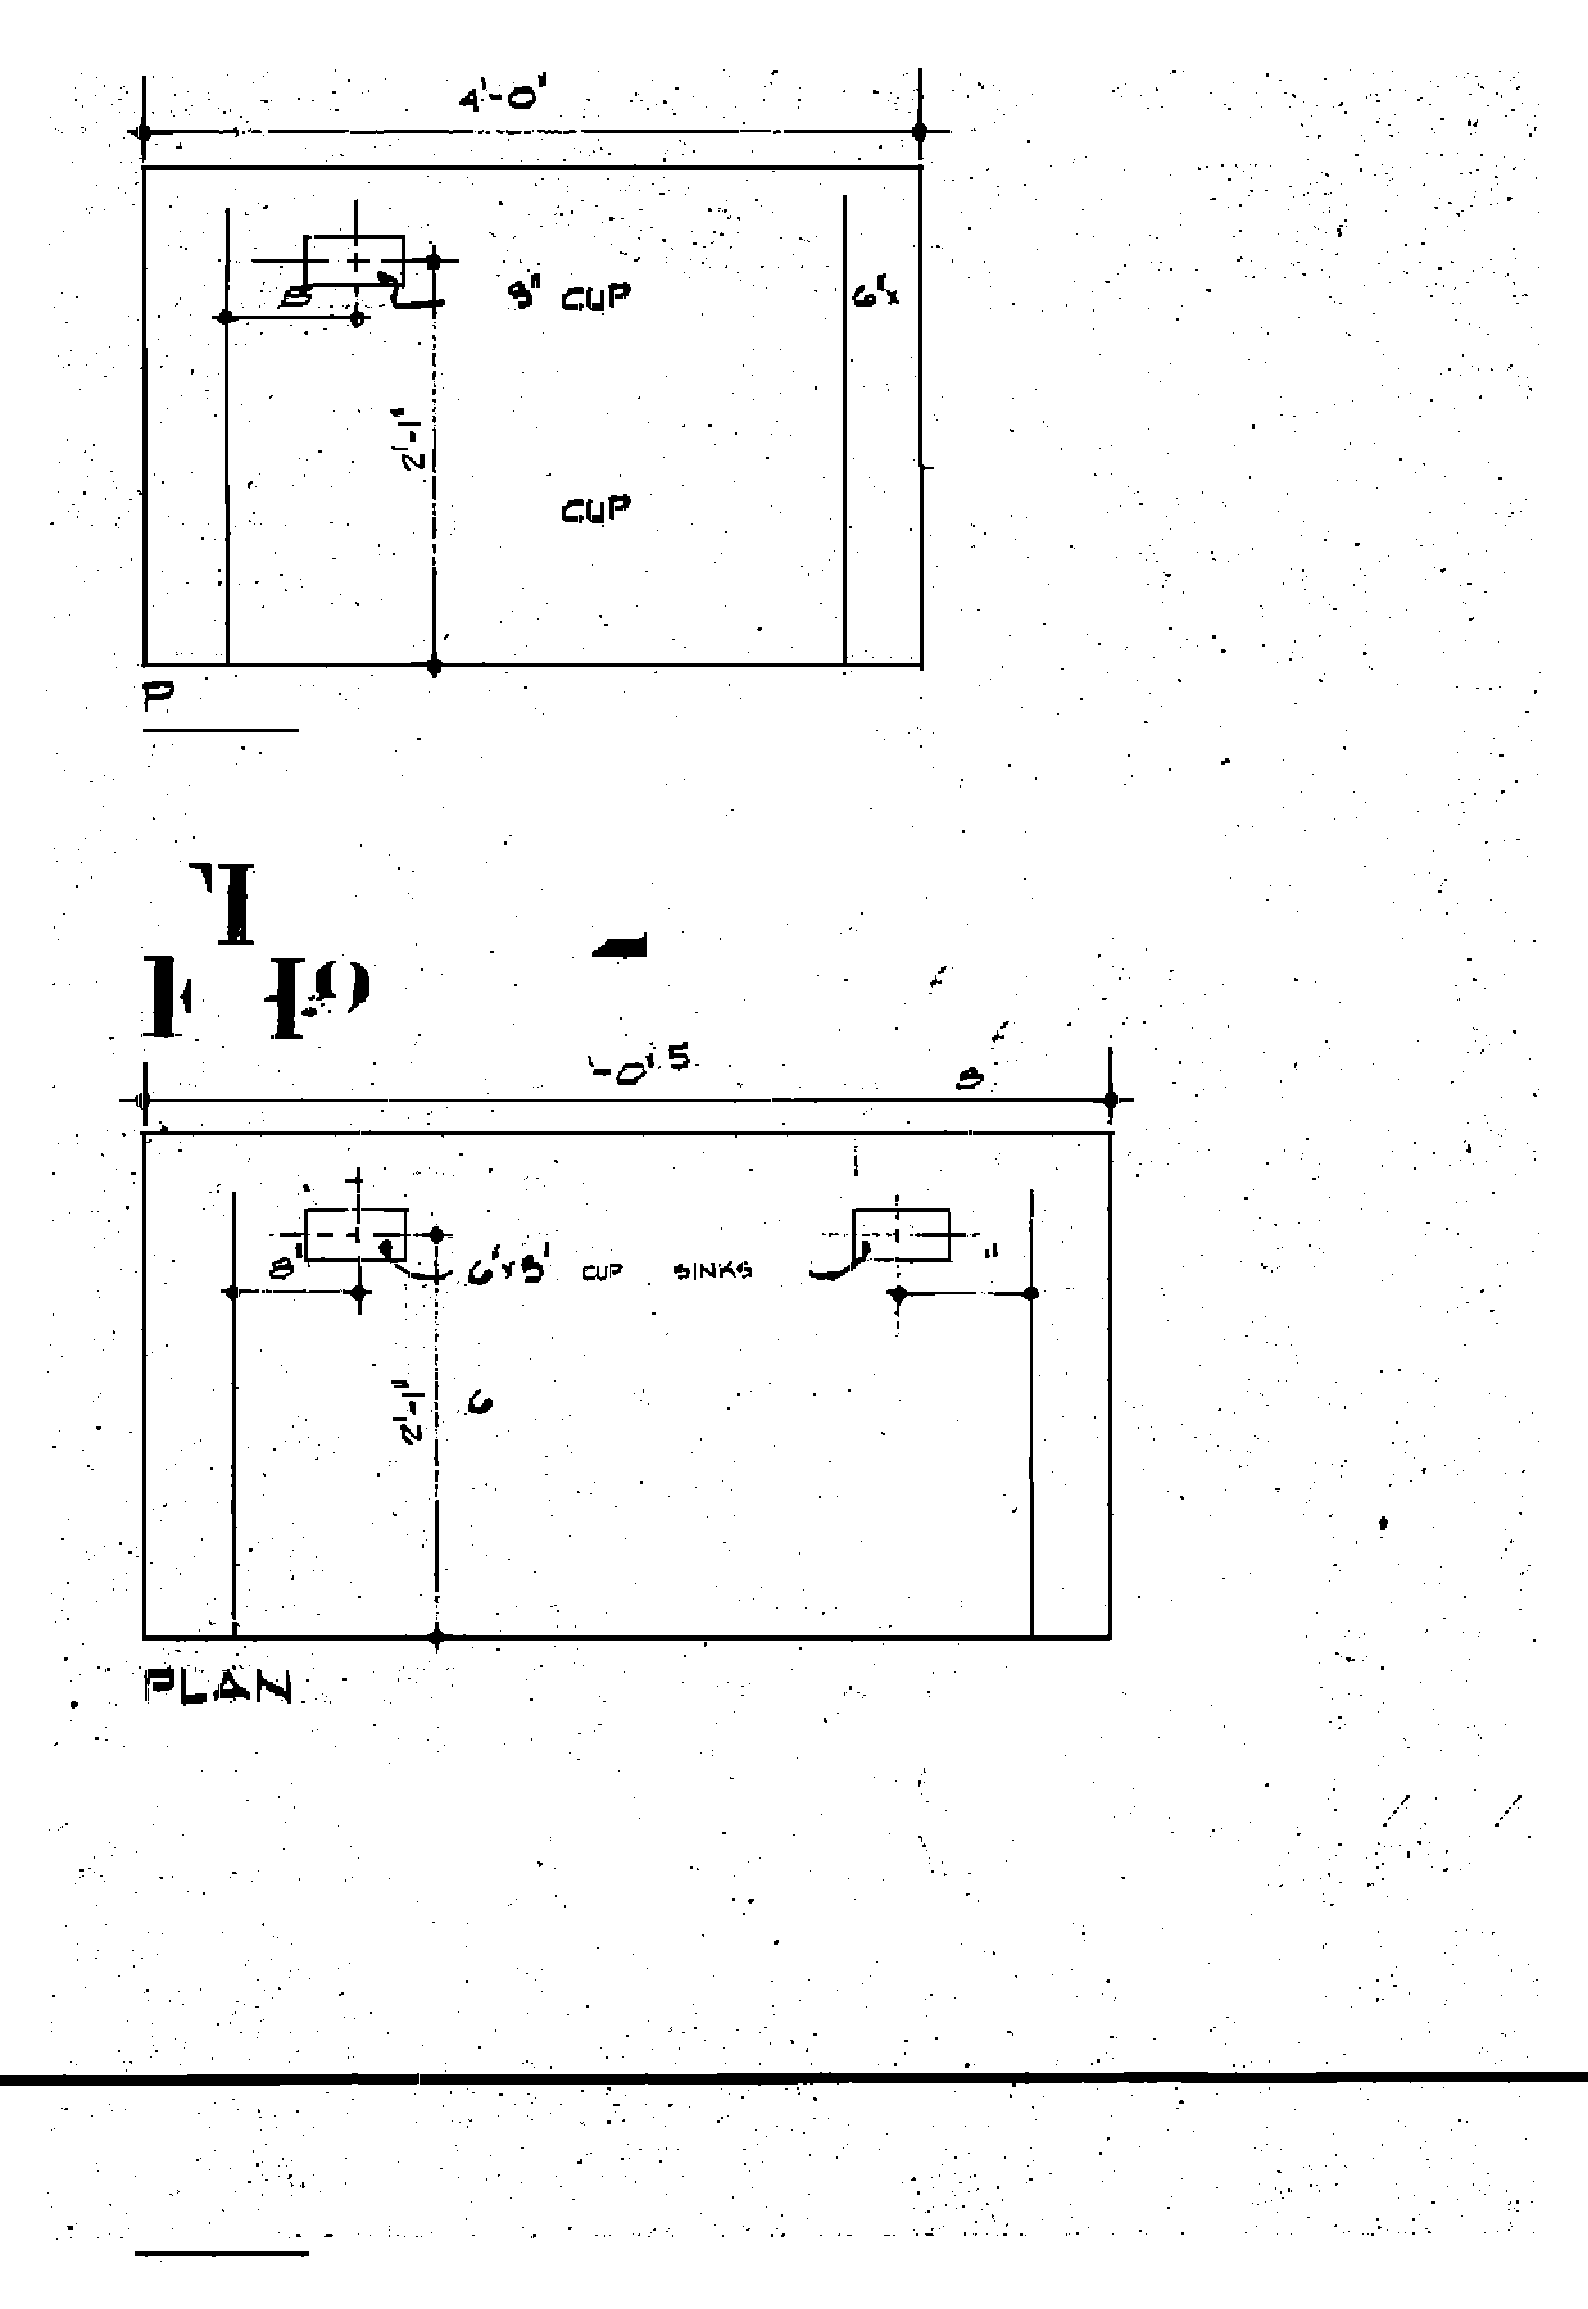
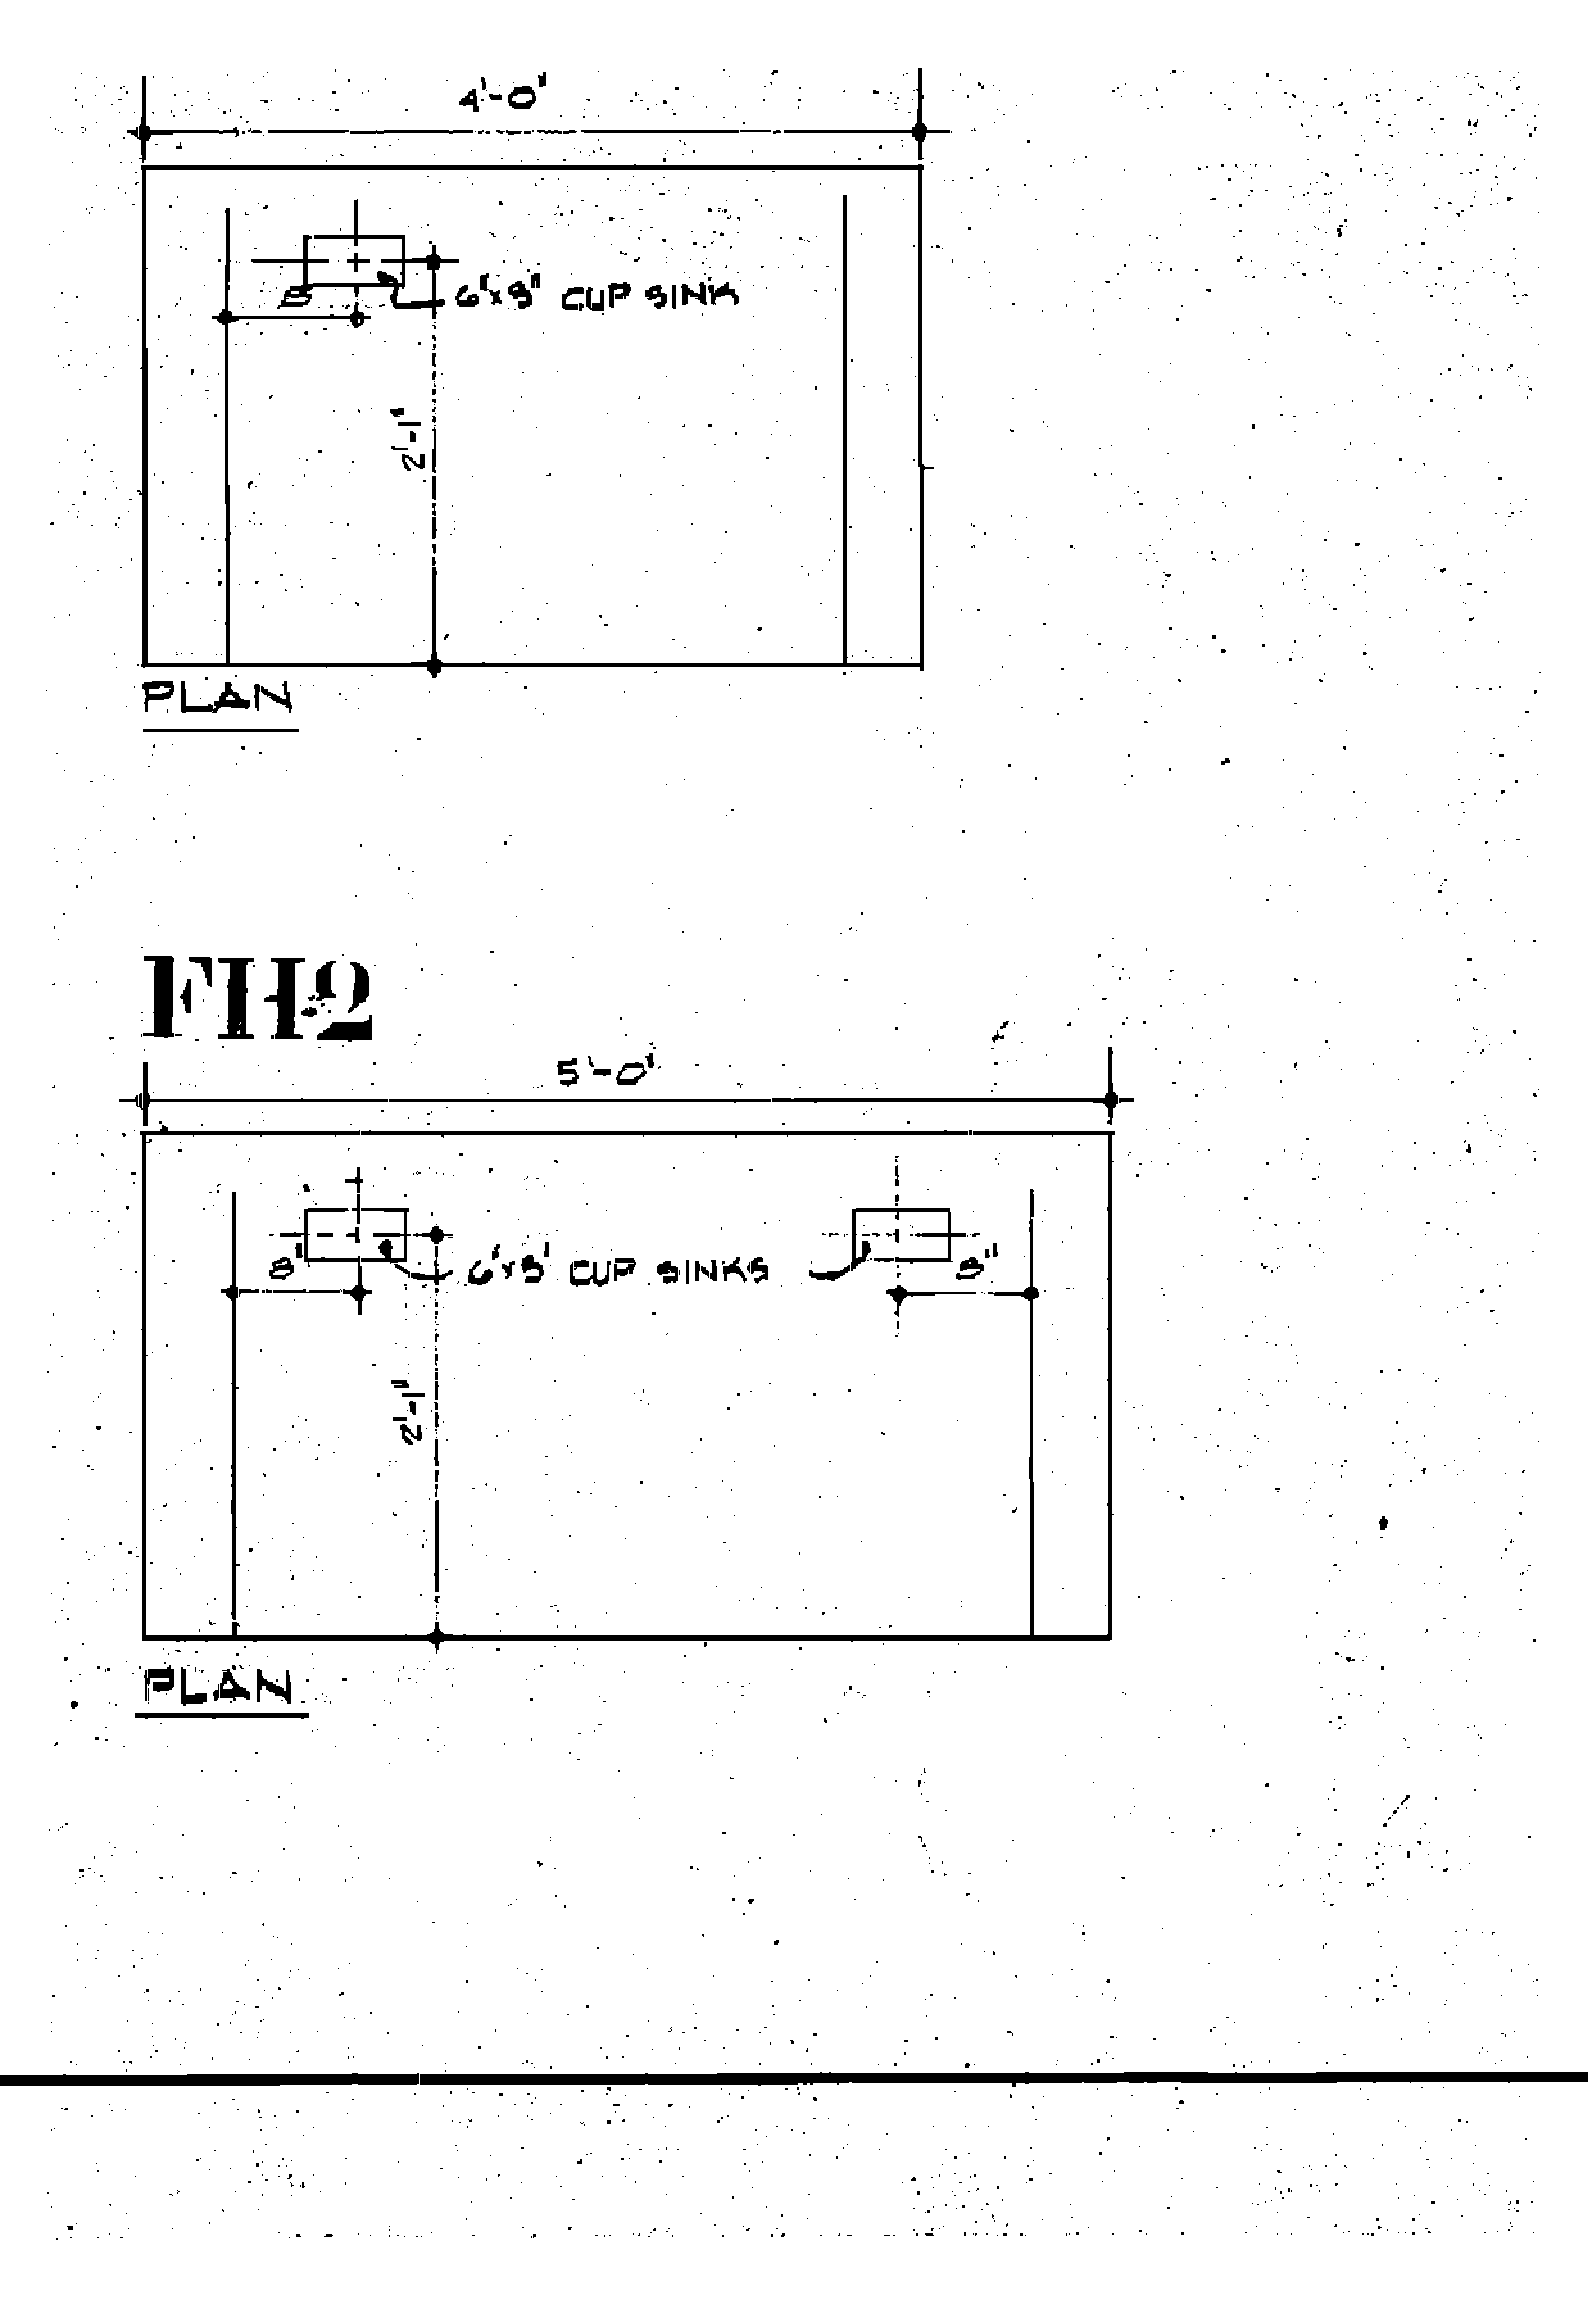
part position: (875, 289) -> (478, 289) (478, 289)
part: none -> present (691, 290)
part: present -> none (596, 510)
part: none -> present (236, 696)
part position: (228, 903) -> (228, 997) (228, 997)
part position: (619, 947) -> (344, 1030) (344, 1030)
part: present -> none (940, 979)
part position: (678, 1056) -> (567, 1072) (567, 1072)
part position: (969, 1078) -> (969, 1268) (969, 1268)
part position: (855, 1160) -> (896, 1170) (896, 1170)
part size: 78x19 px -> 111x27 px (712, 1270)
part size: 40x17 px -> 66x29 px (602, 1272)
part: present -> none (474, 1401)
part: present -> none (1508, 1810)
part position: (221, 2256) -> (221, 1718) (221, 1718)
